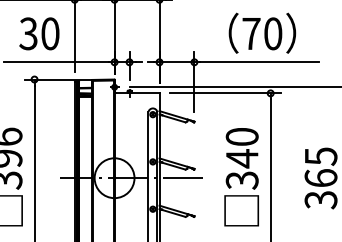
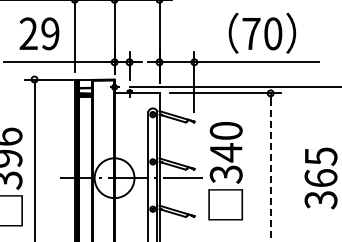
text: 30 -> 29 (39, 33)
line: solid -> dashed (270, 170)
text position: (241, 177) -> (225, 171) (225, 171)
